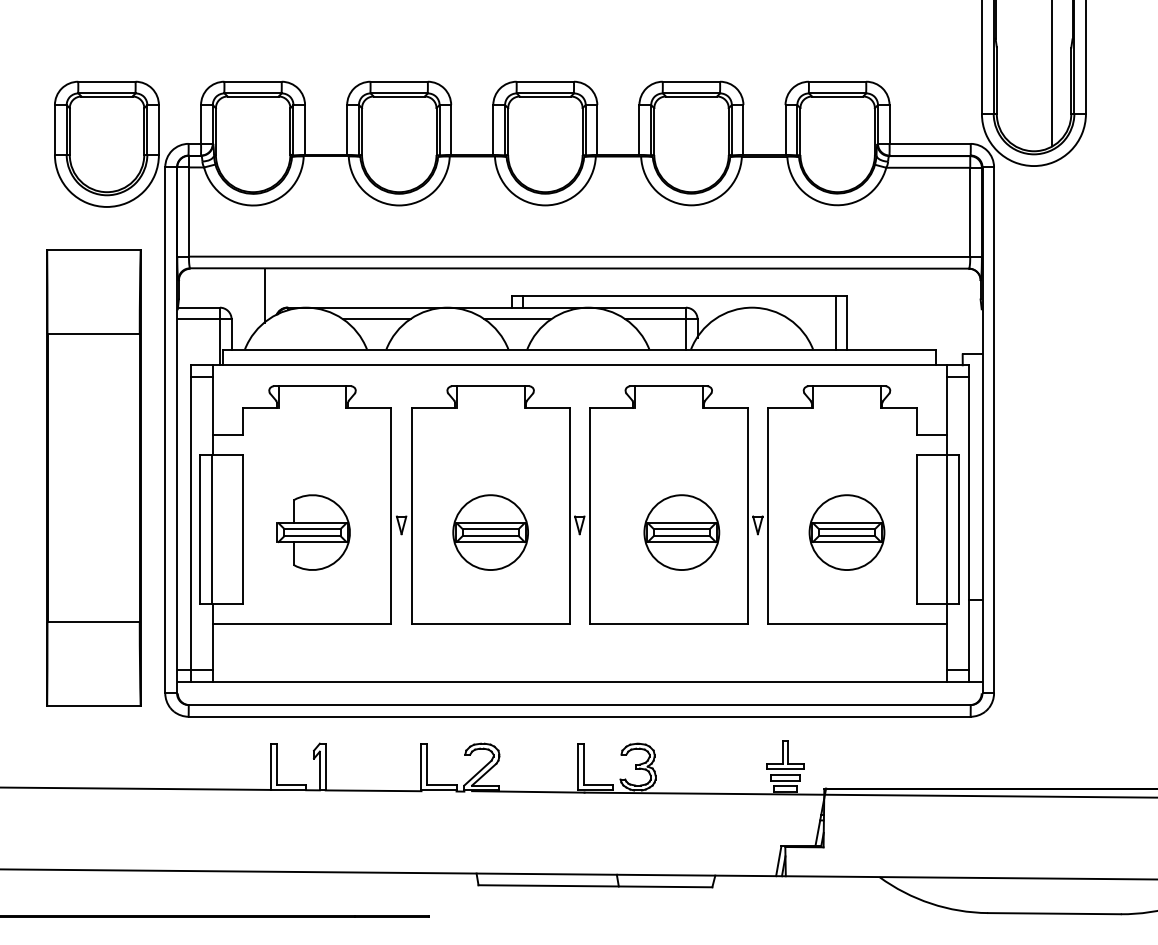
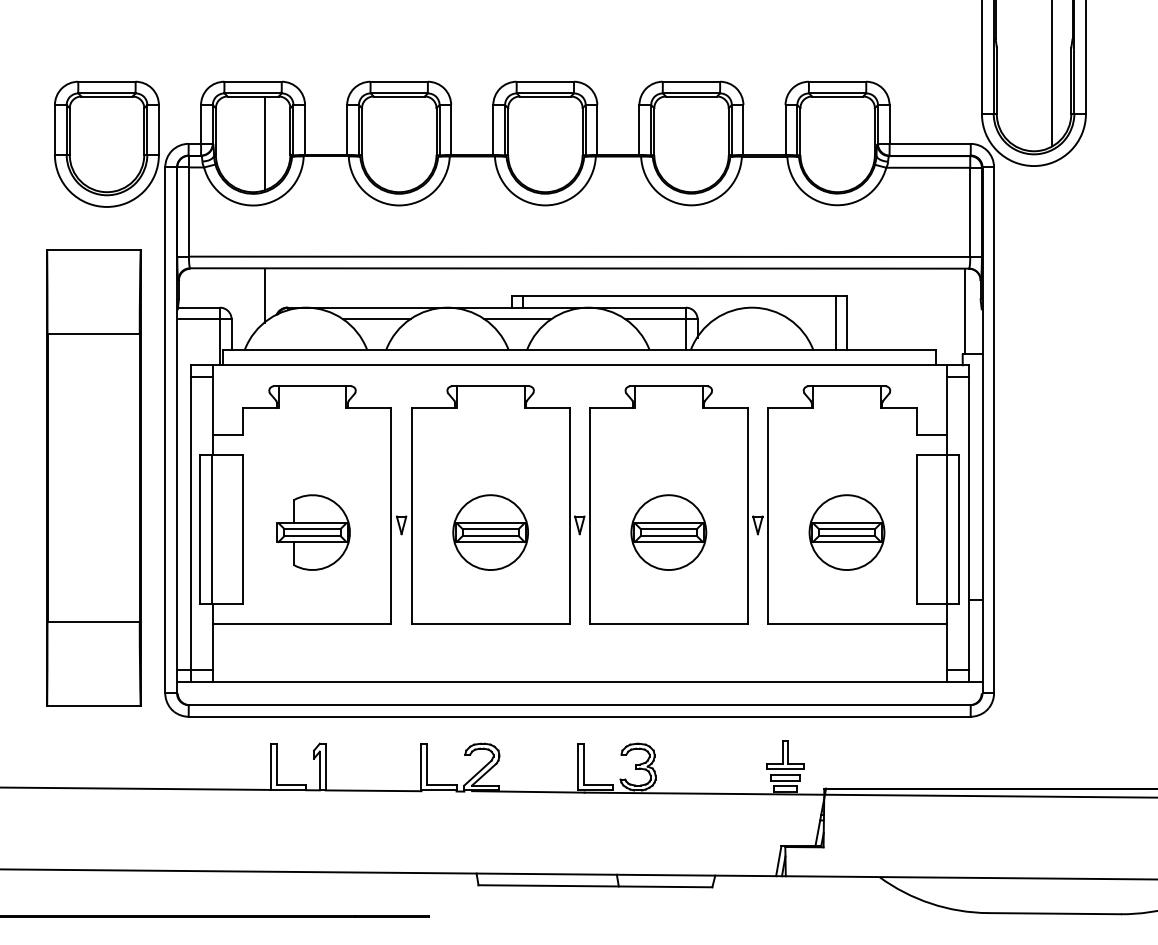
line: none -> present (264, 142)
line: none -> present (965, 311)
part position: (681, 532) -> (668, 532) (668, 532)
